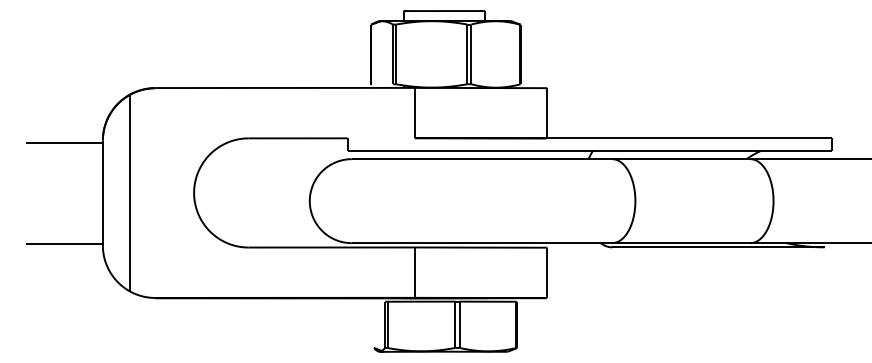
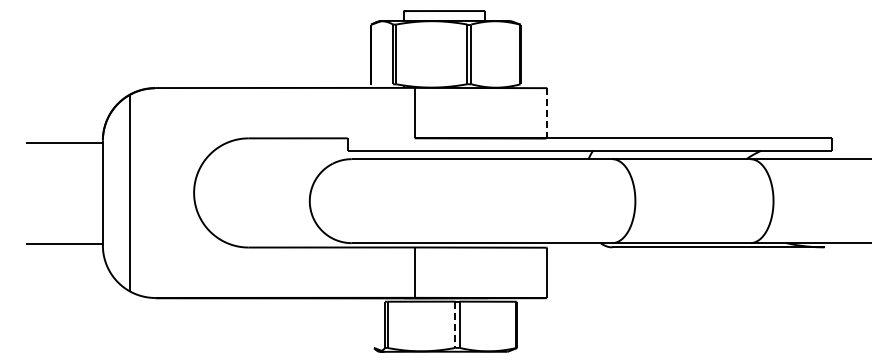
line: solid -> dashed (546, 113)
line: solid -> dashed (455, 325)
